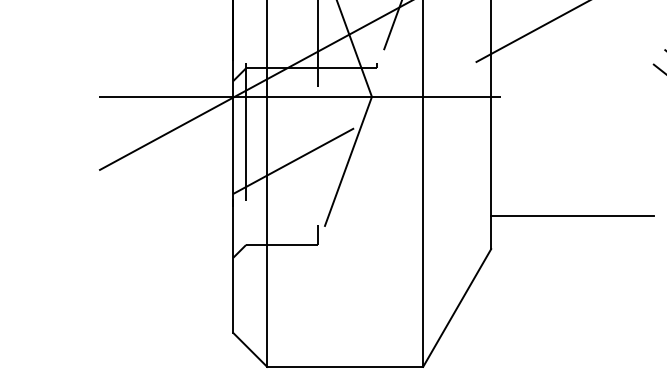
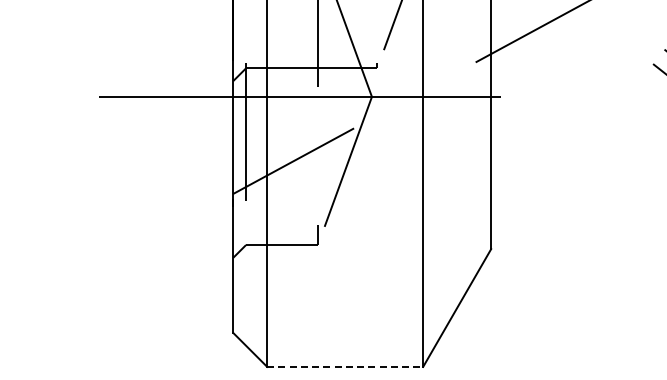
line: present -> none (253, 86)
line: present -> none (572, 215)
line: solid -> dashed (345, 366)
